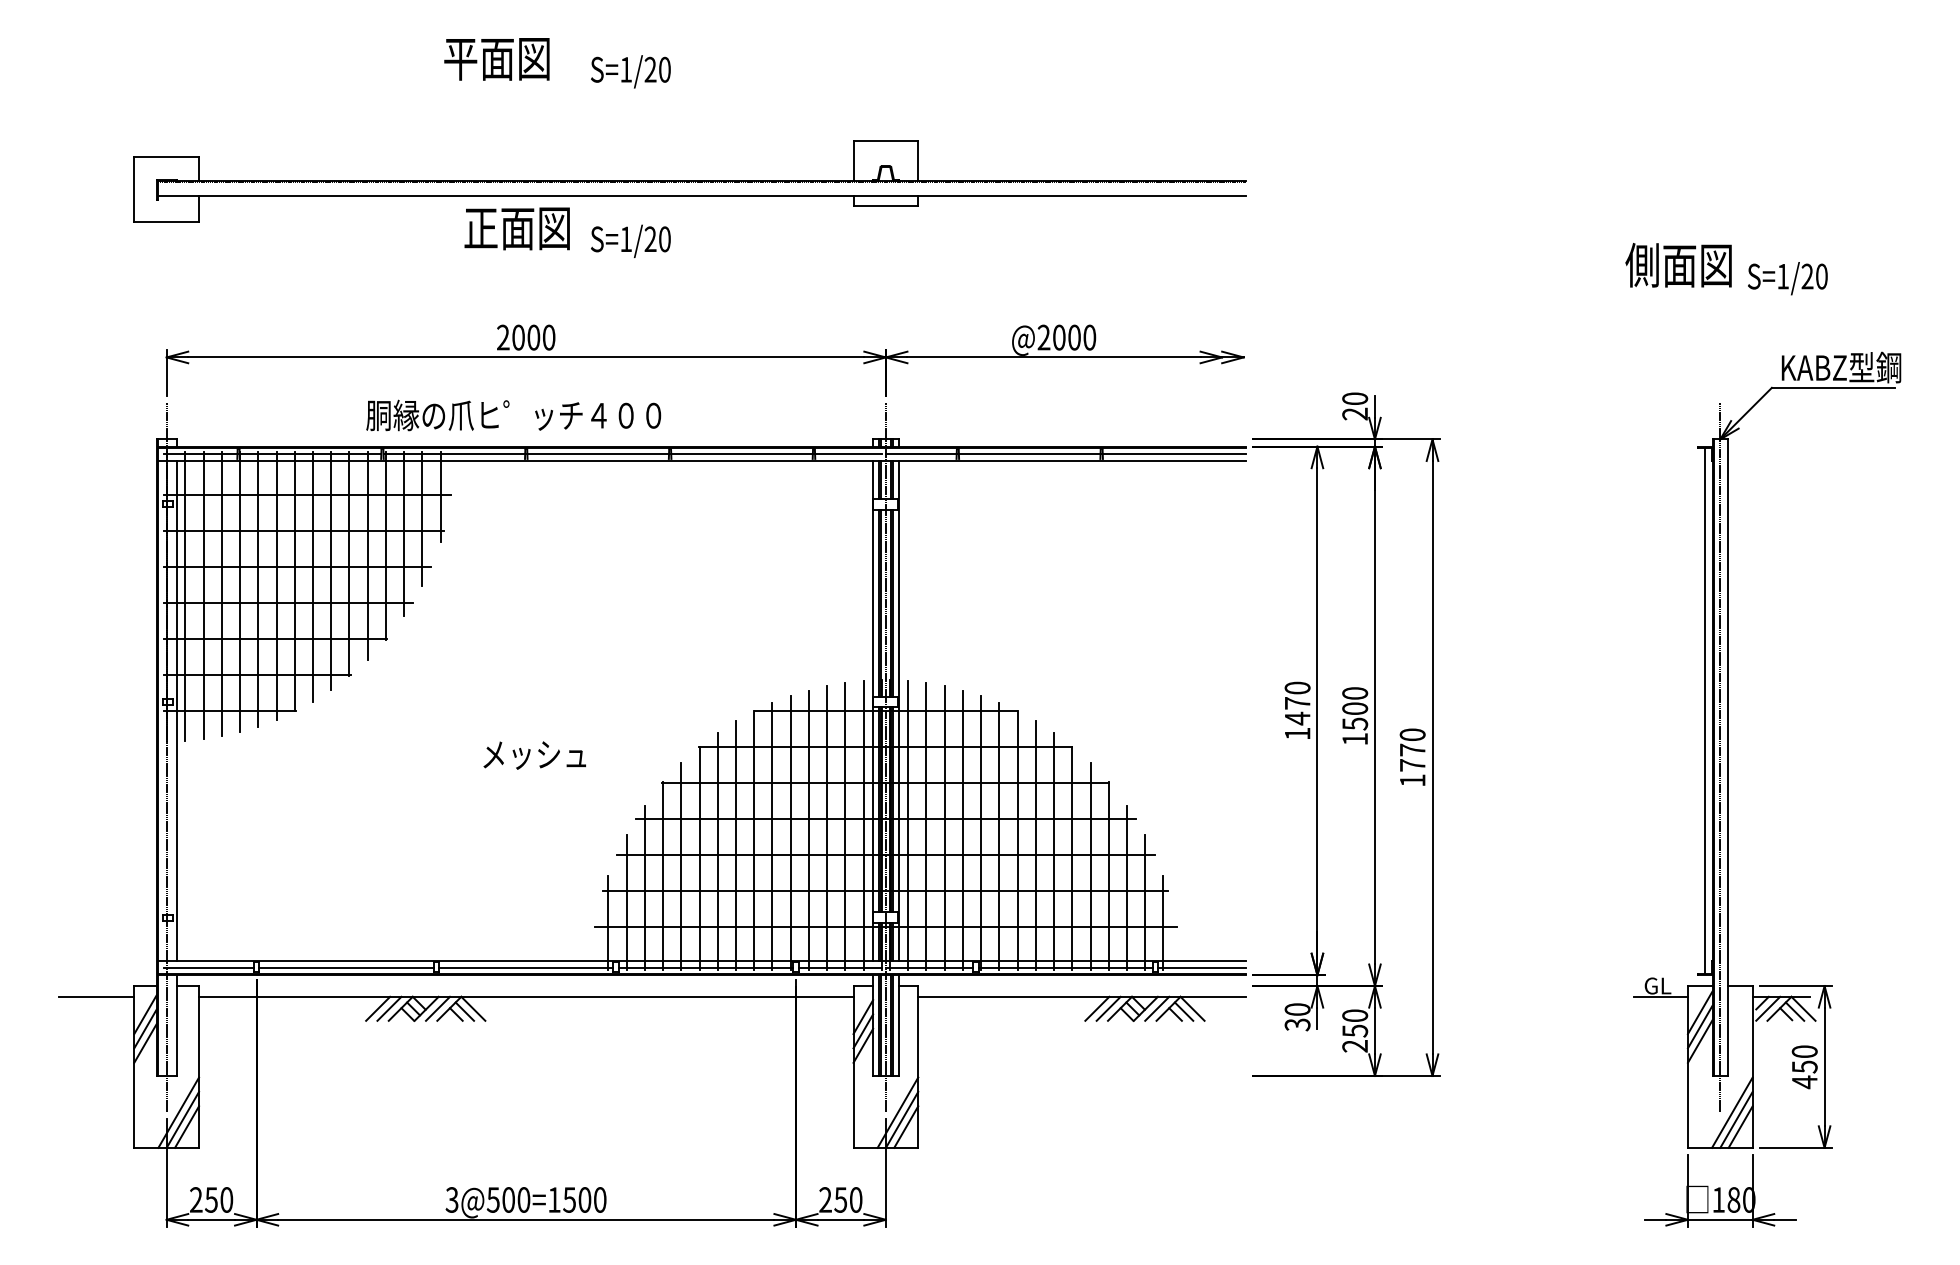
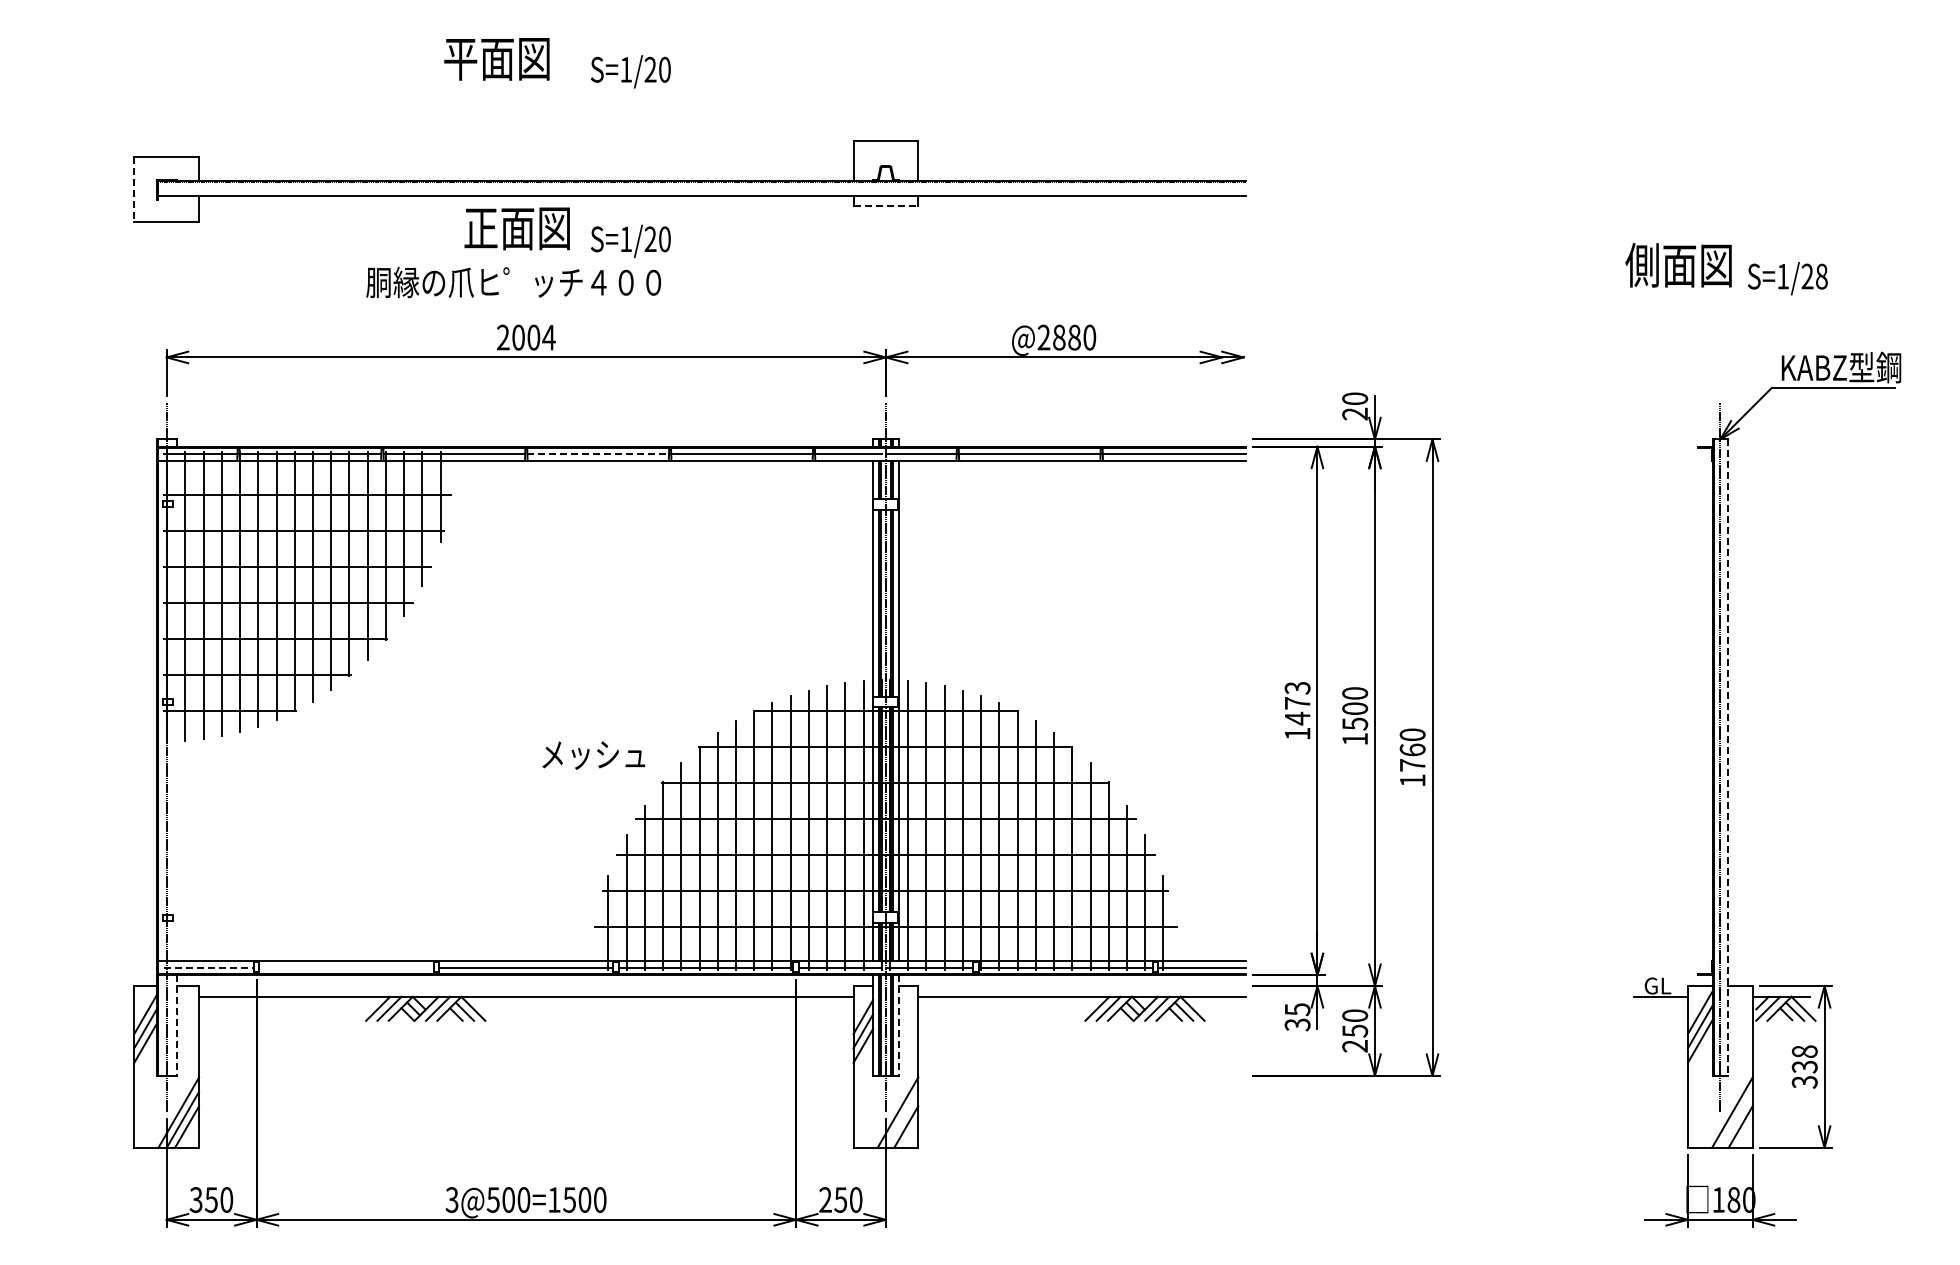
line: solid -> dashed (134, 190)
line: solid -> dashed (886, 206)
text: S=1/20 -> S=1/28 (1821, 276)
text: 2000 -> 2004 (548, 337)
text: @2000 -> @2880 (1066, 337)
text position: (513, 415) -> (513, 282) (513, 282)
line: solid -> dashed (598, 453)
text: 1470 -> 1473 (1297, 687)
line: present -> none (176, 710)
line: present -> none (1705, 710)
text: 1770 -> 1760 (1412, 749)
text position: (534, 755) -> (593, 755) (593, 755)
line: solid -> dashed (1727, 758)
line: solid -> dashed (209, 968)
line: present -> none (346, 968)
line: present -> none (96, 996)
text: 30 -> 35 (1297, 1009)
line: solid -> dashed (176, 1026)
line: solid -> dashed (898, 1026)
text: 450 -> 338 (1804, 1067)
line: present -> none (901, 1119)
line: present -> none (1736, 1119)
text: 250 -> 350 (195, 1199)
